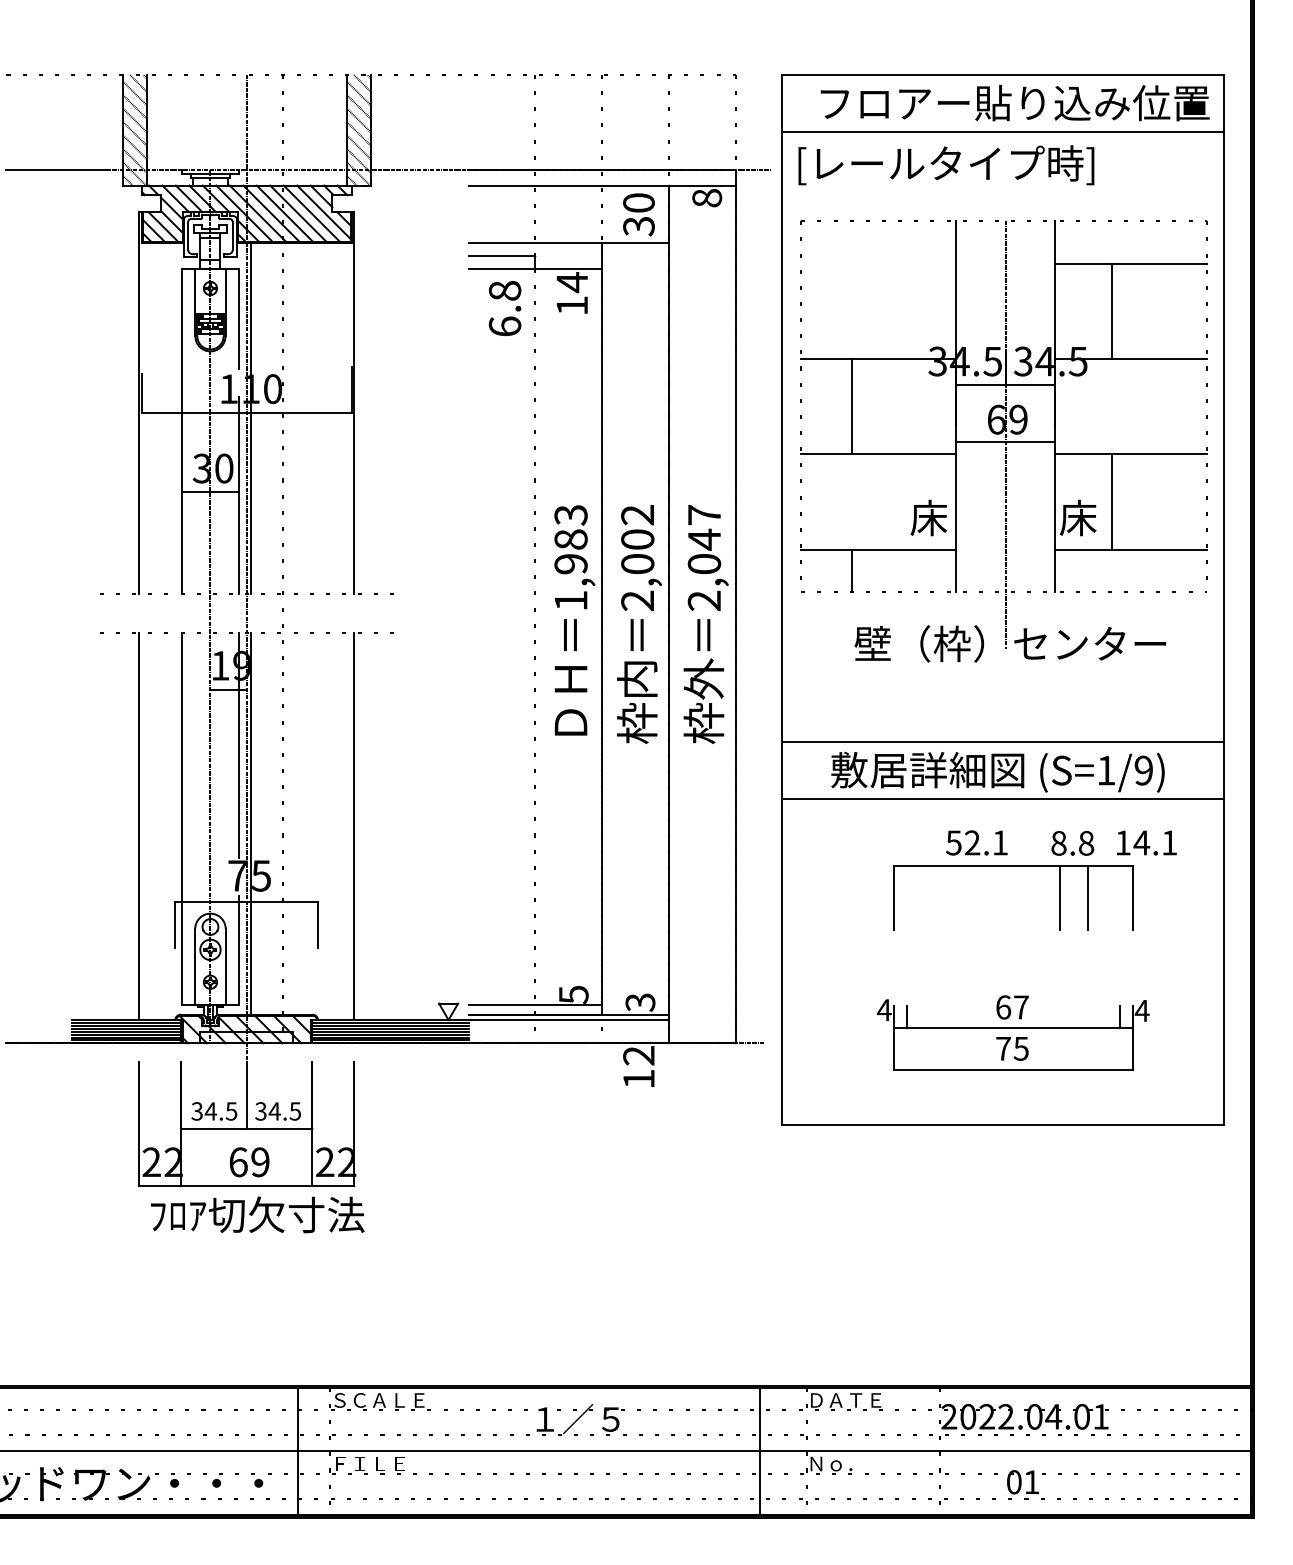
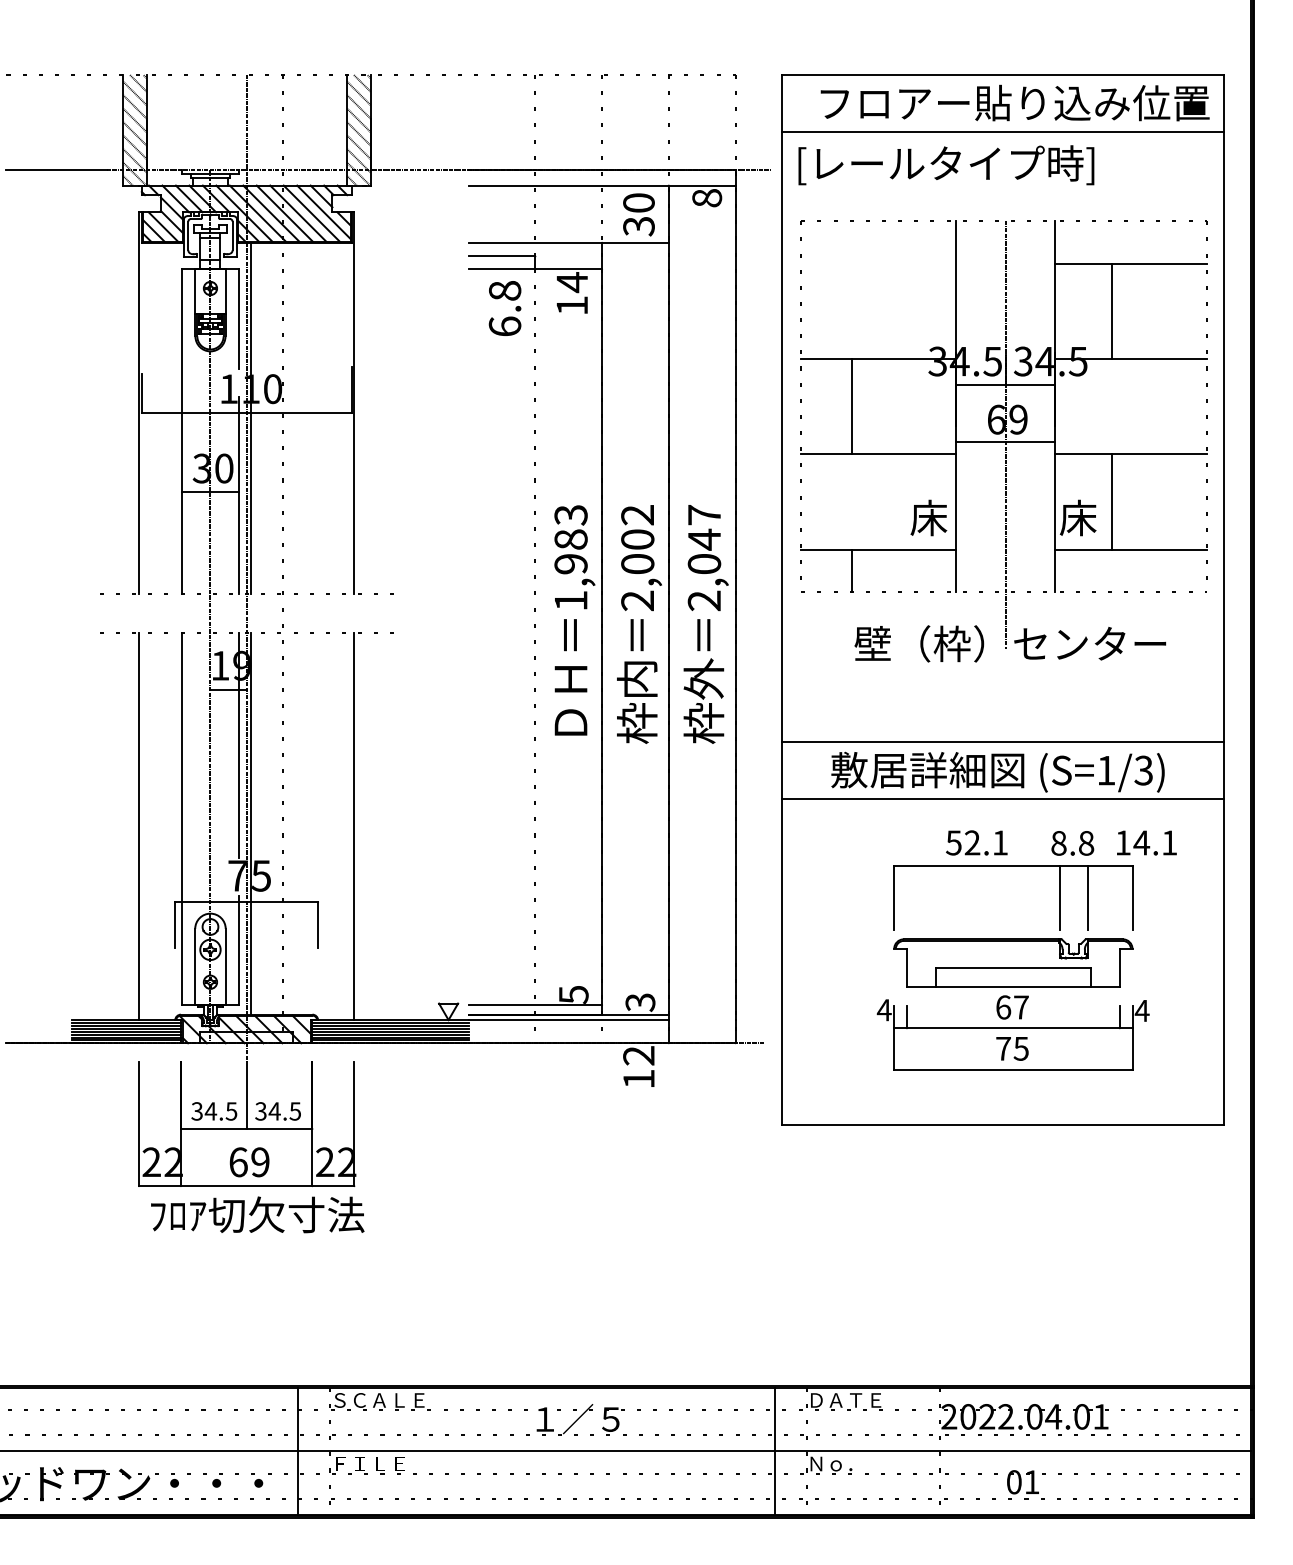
text: (S=1/9) -> (S=1/3) (1143, 770)
part: none -> present (1013, 962)
line position: (759, 1450) -> (774, 1450) (774, 1450)
